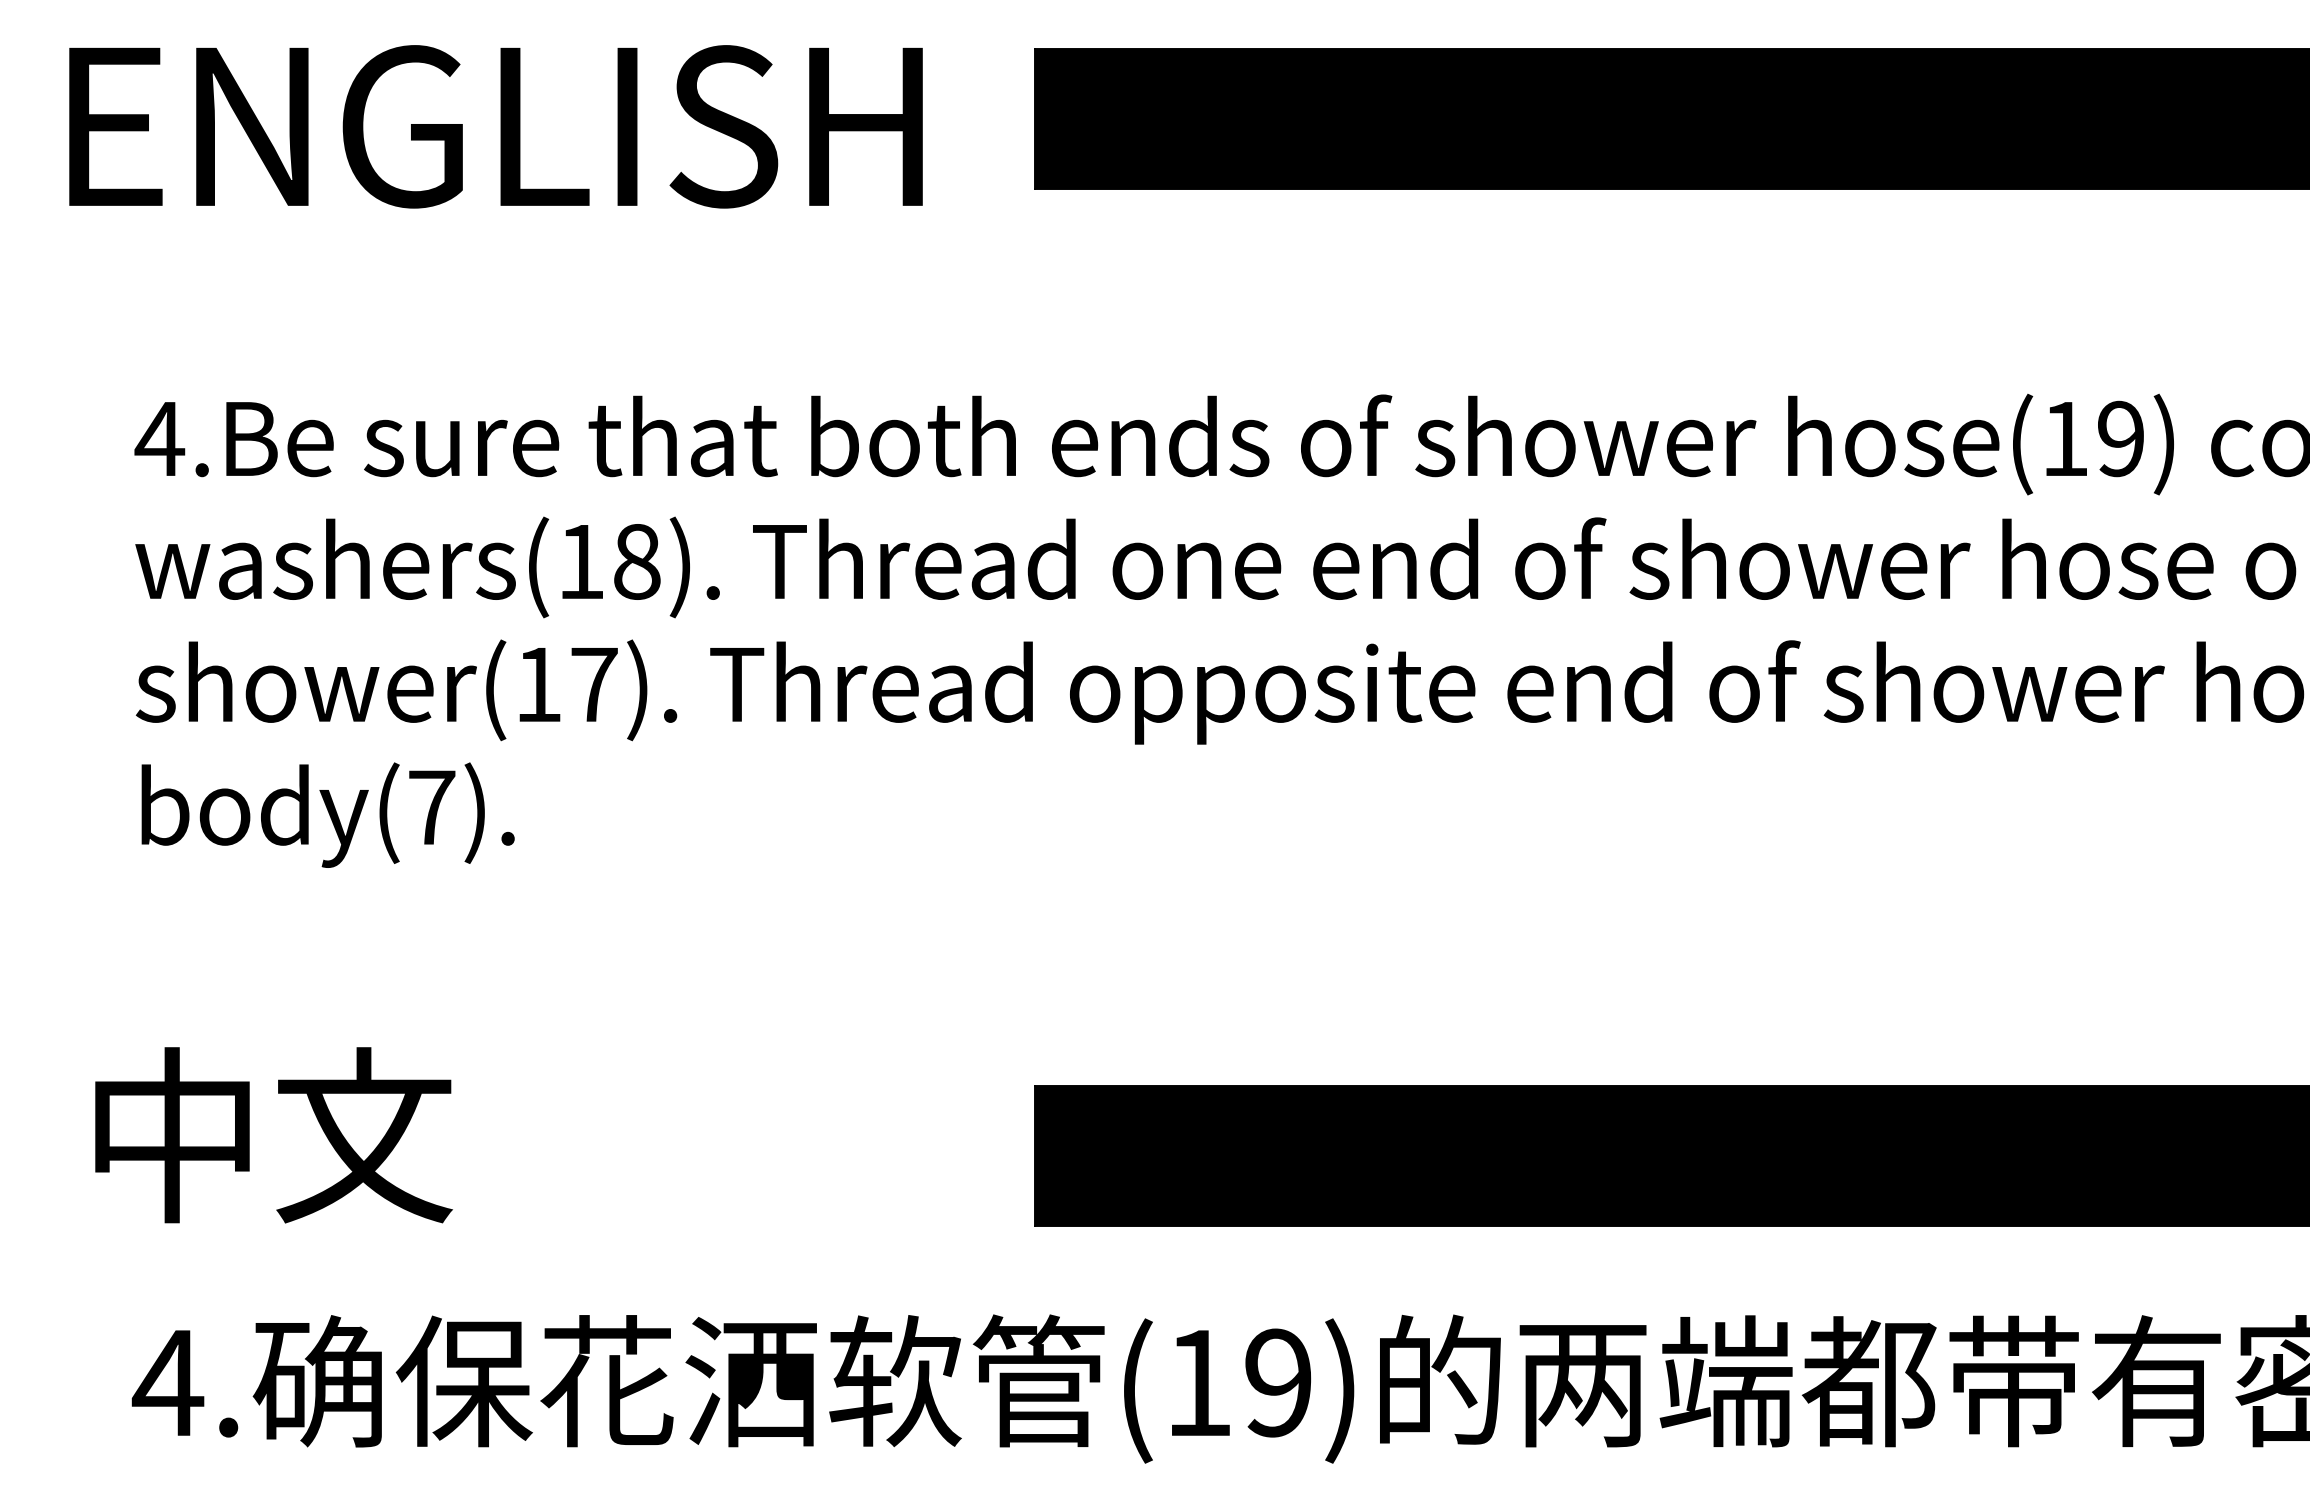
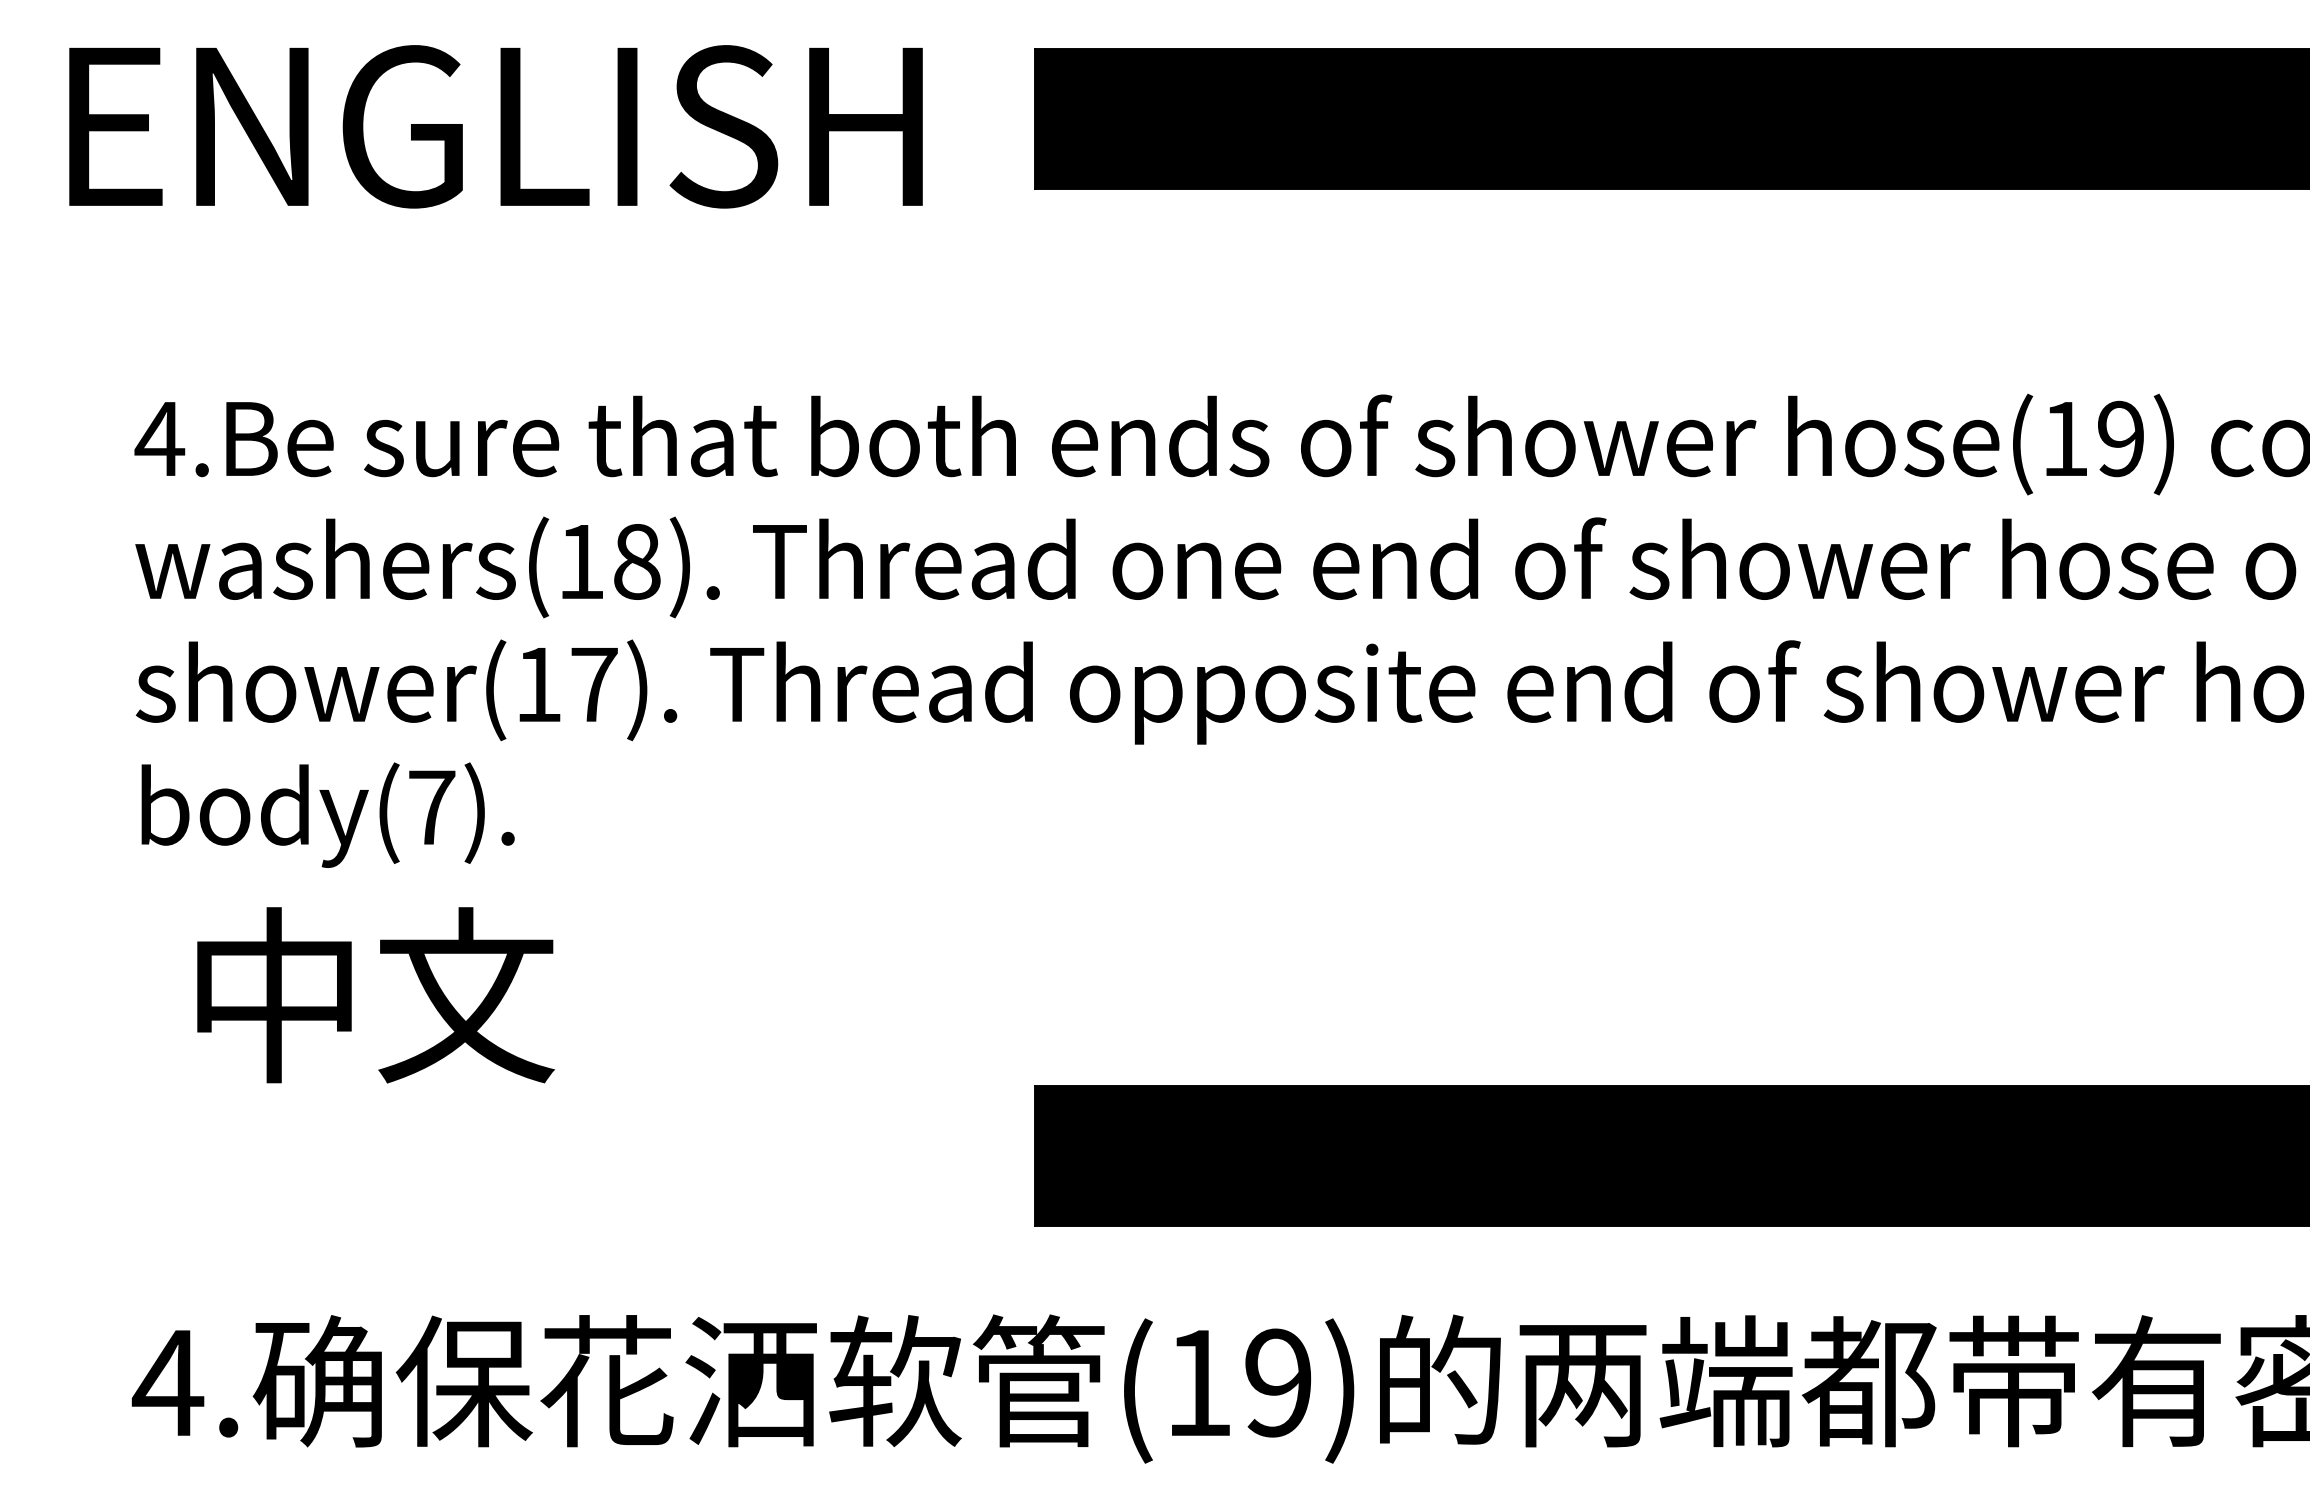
text position: (273, 1135) -> (375, 995) (375, 995)
